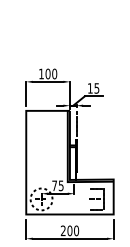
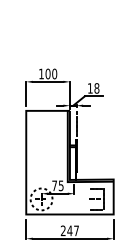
text: 15 -> 18 (96, 88)
text: 200 -> 247 (73, 230)
